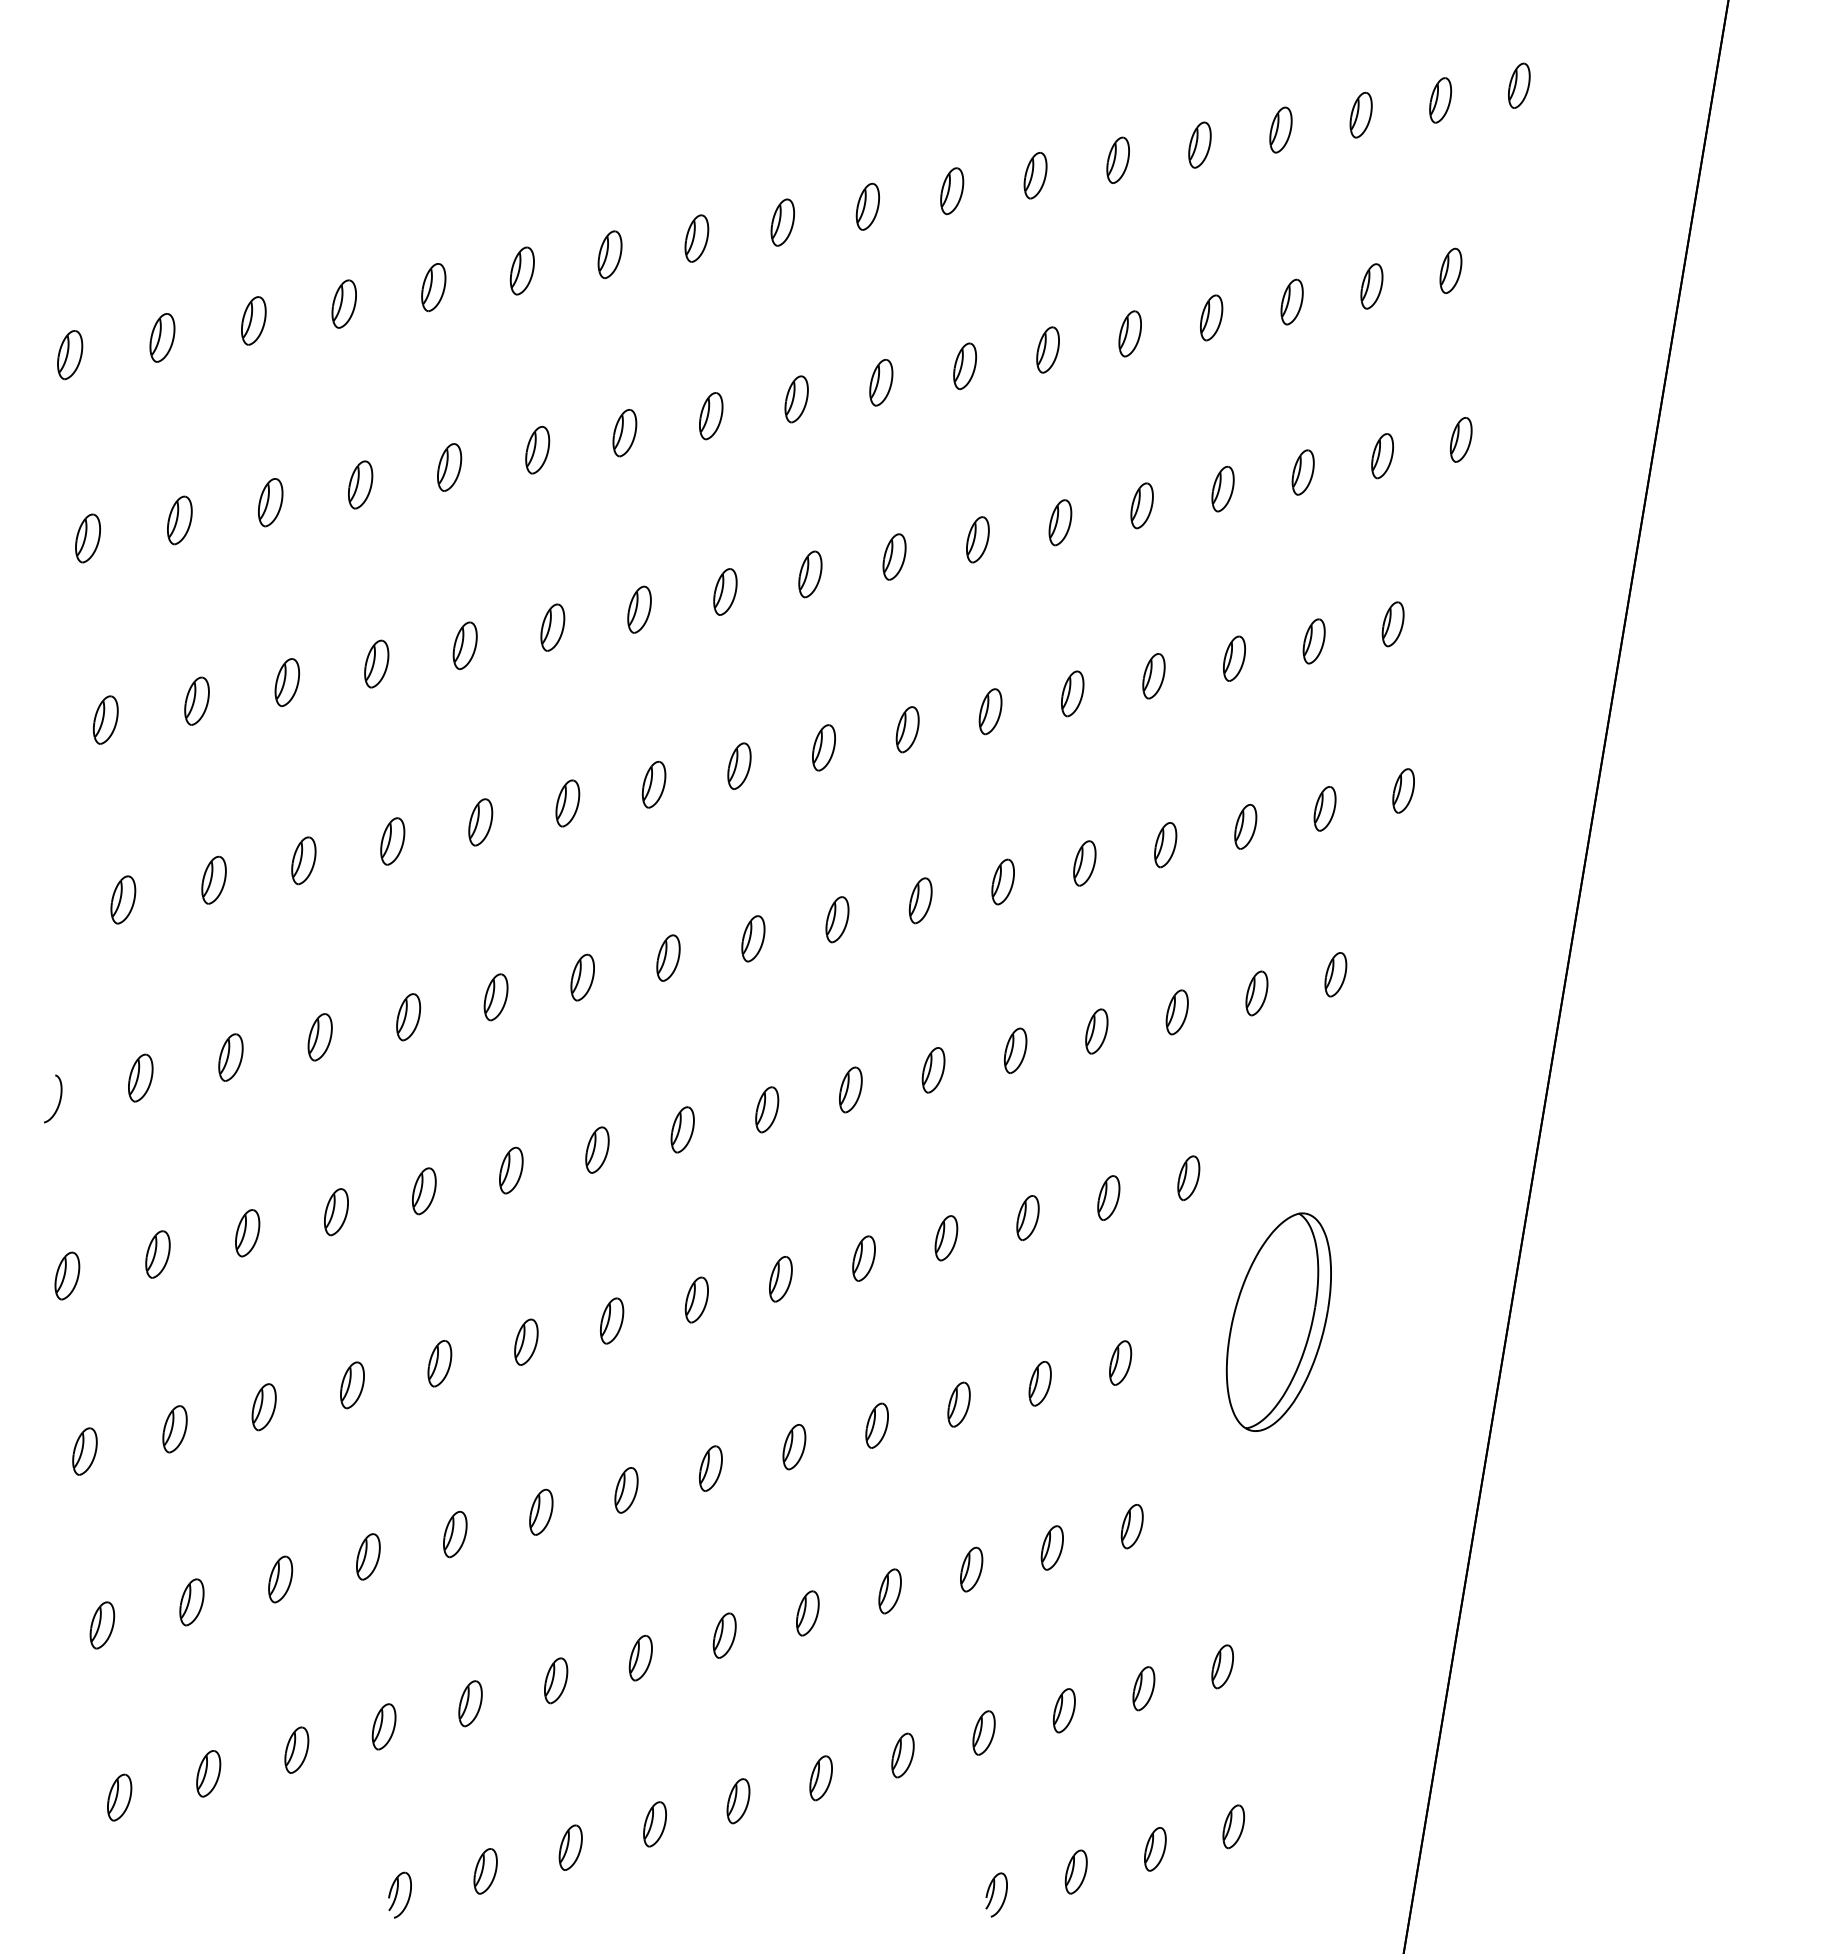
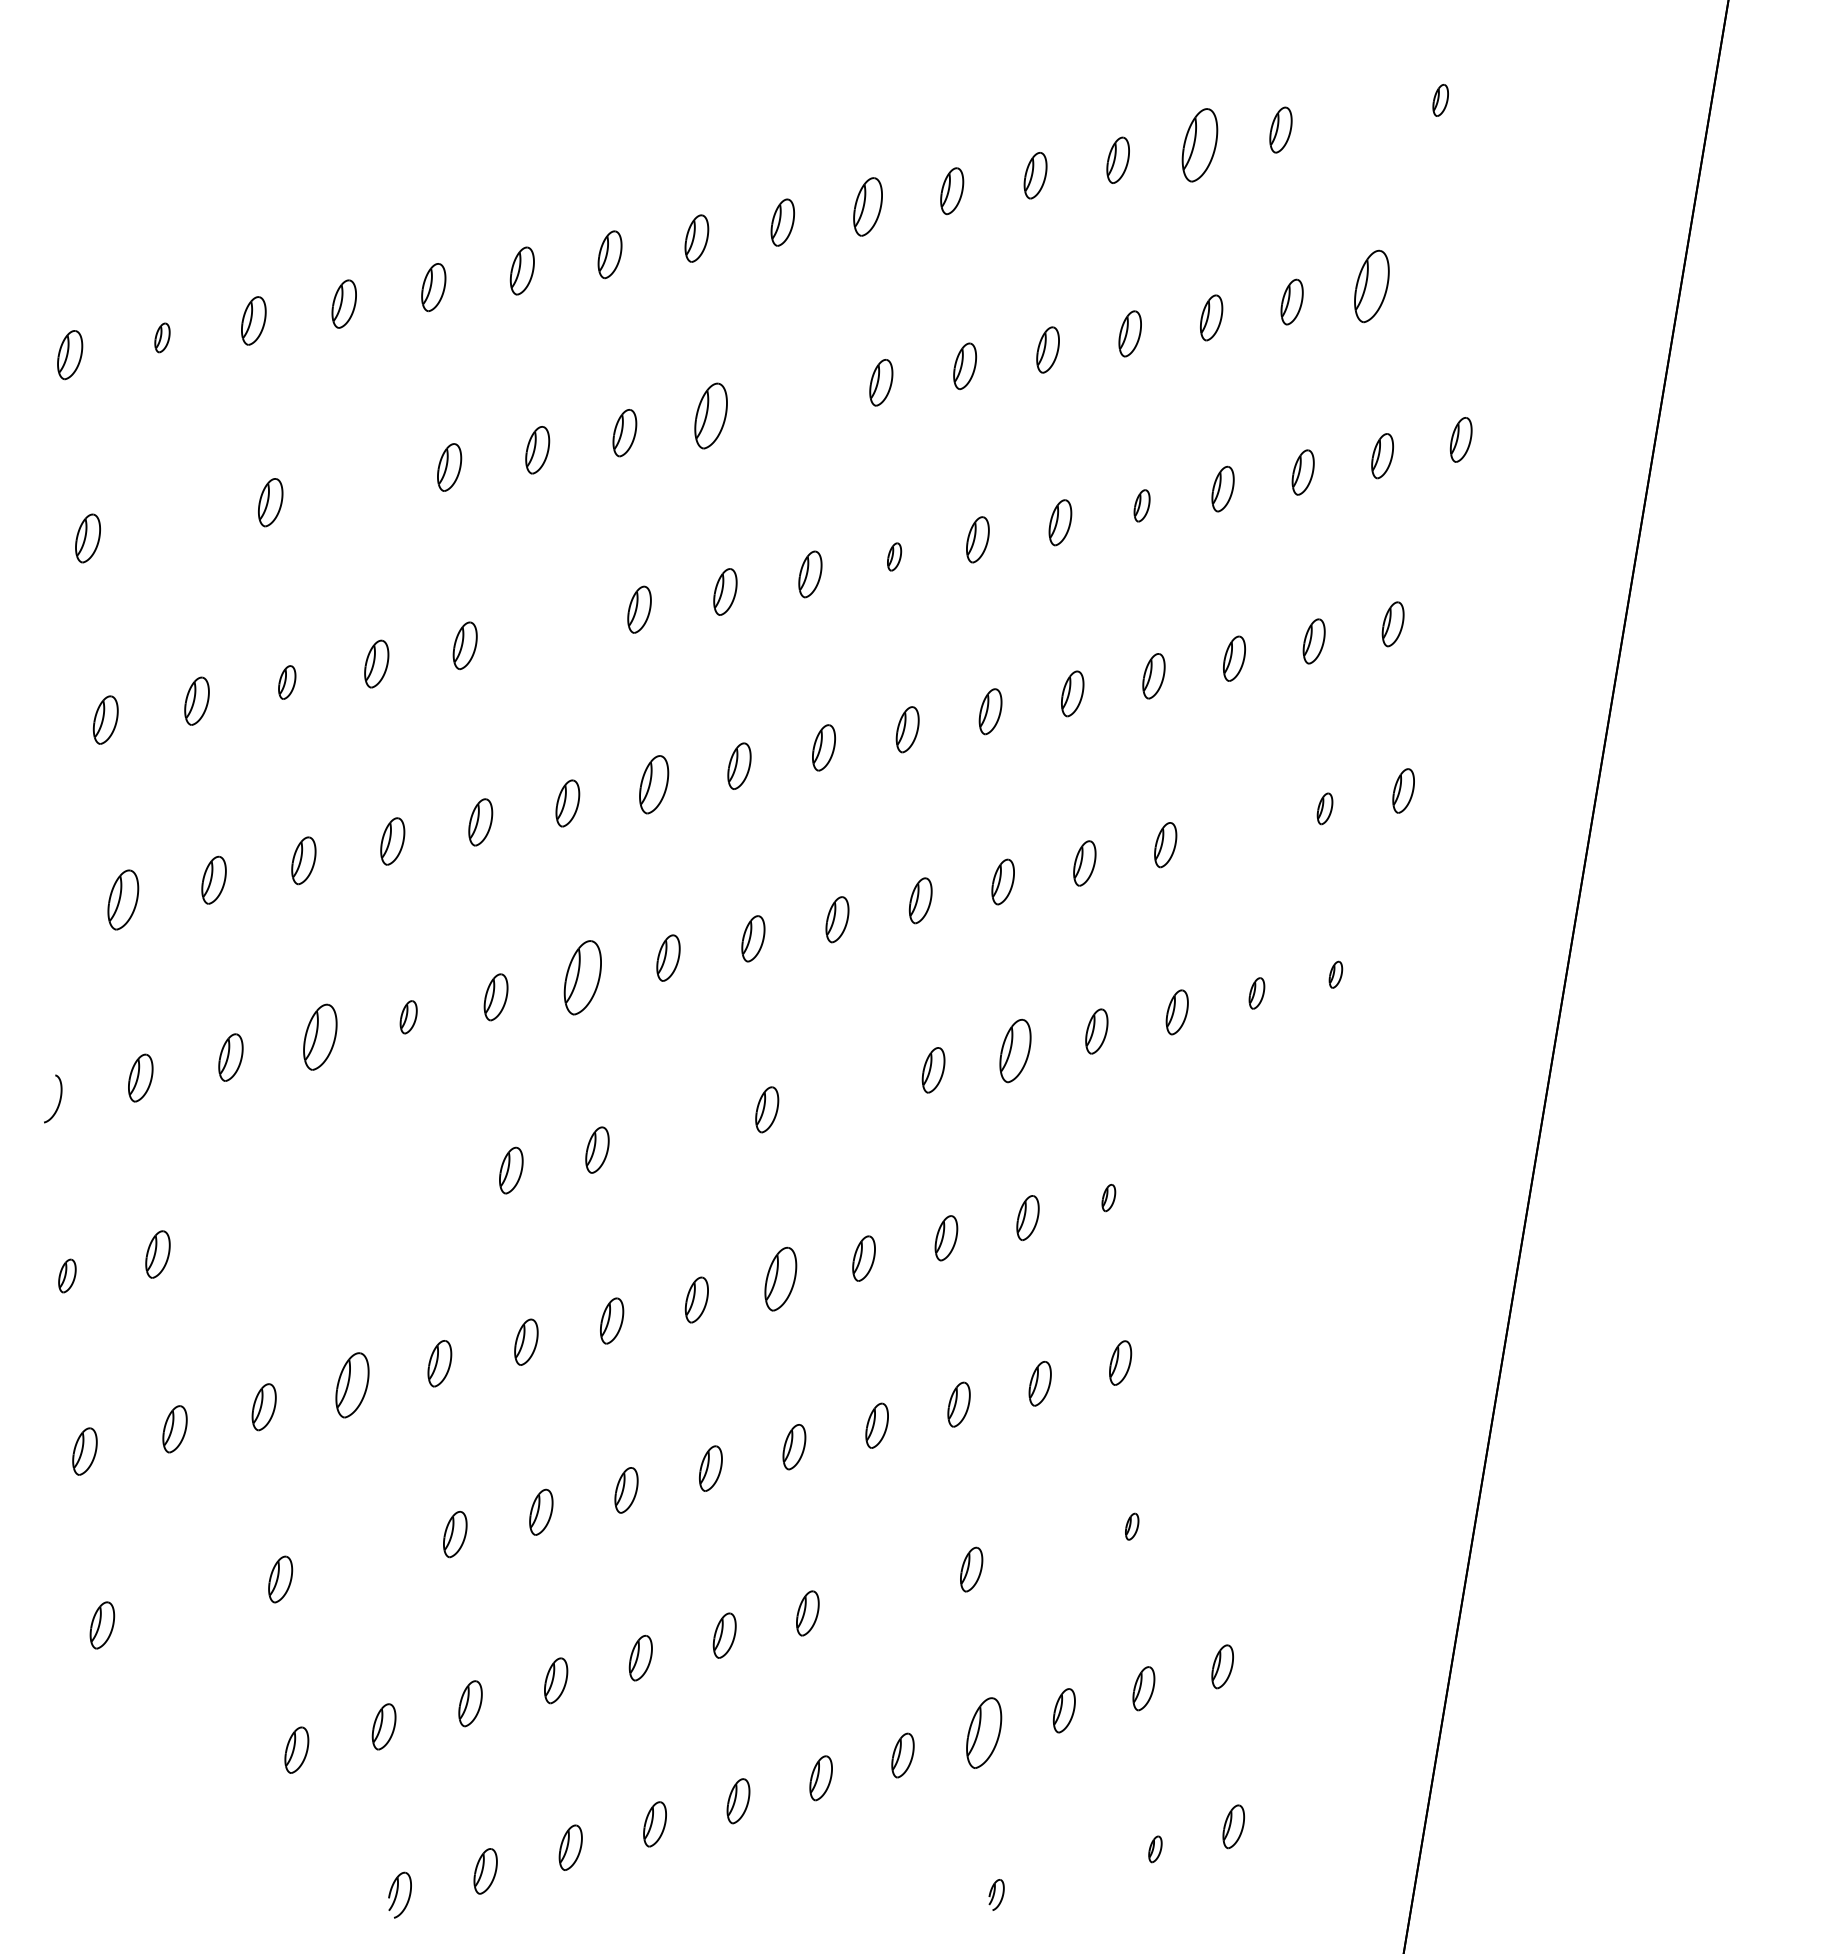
part: present -> none (1519, 85)
part size: 24x47 px -> 17x33 px (1440, 100)
part: present -> none (1360, 114)
part size: 24x48 px -> 38x75 px (1199, 145)
part size: 25x49 px -> 30x60 px (867, 206)
part: present -> none (1450, 270)
part size: 24x47 px -> 36x75 px (1371, 286)
part size: 27x50 px -> 17x32 px (162, 337)
part: present -> none (796, 399)
part size: 25x49 px -> 34x68 px (710, 415)
part: present -> none (360, 484)
part size: 24x48 px -> 18x34 px (1141, 505)
part: present -> none (179, 520)
part size: 25x48 px -> 16x30 px (894, 556)
part: present -> none (552, 627)
part size: 26x49 px -> 19x35 px (287, 682)
part size: 26x48 px -> 31x60 px (654, 784)
part size: 24x46 px -> 18x34 px (1324, 808)
part: present -> none (1245, 826)
part size: 27x50 px -> 33x62 px (123, 899)
part size: 24x46 px -> 16x29 px (1335, 974)
part size: 25x49 px -> 39x76 px (582, 977)
part size: 24x47 px -> 18x33 px (1256, 993)
part size: 26x49 px -> 19x35 px (408, 1017)
part size: 26x49 px -> 35x68 px (320, 1036)
part size: 24x47 px -> 33x66 px (1015, 1050)
part: present -> none (850, 1089)
part: present -> none (682, 1129)
part: present -> none (1188, 1178)
part: present -> none (424, 1191)
part size: 24x46 px -> 16x29 px (1108, 1198)
part: present -> none (336, 1212)
part: present -> none (247, 1233)
part size: 27x50 px -> 19x36 px (67, 1275)
part size: 24x47 px -> 34x66 px (780, 1278)
part: present -> none (1278, 1321)
part size: 25x49 px -> 35x67 px (352, 1385)
part size: 24x46 px -> 15x29 px (1132, 1526)
part: present -> none (1051, 1547)
part: present -> none (368, 1556)
part: present -> none (889, 1591)
part: present -> none (191, 1602)
part size: 24x46 px -> 37x72 px (984, 1732)
part: present -> none (208, 1773)
part: present -> none (119, 1797)
part size: 23x45 px -> 15x29 px (1155, 1849)
part: present -> none (1075, 1871)
part size: 23x46 px -> 17x32 px (996, 1894)
